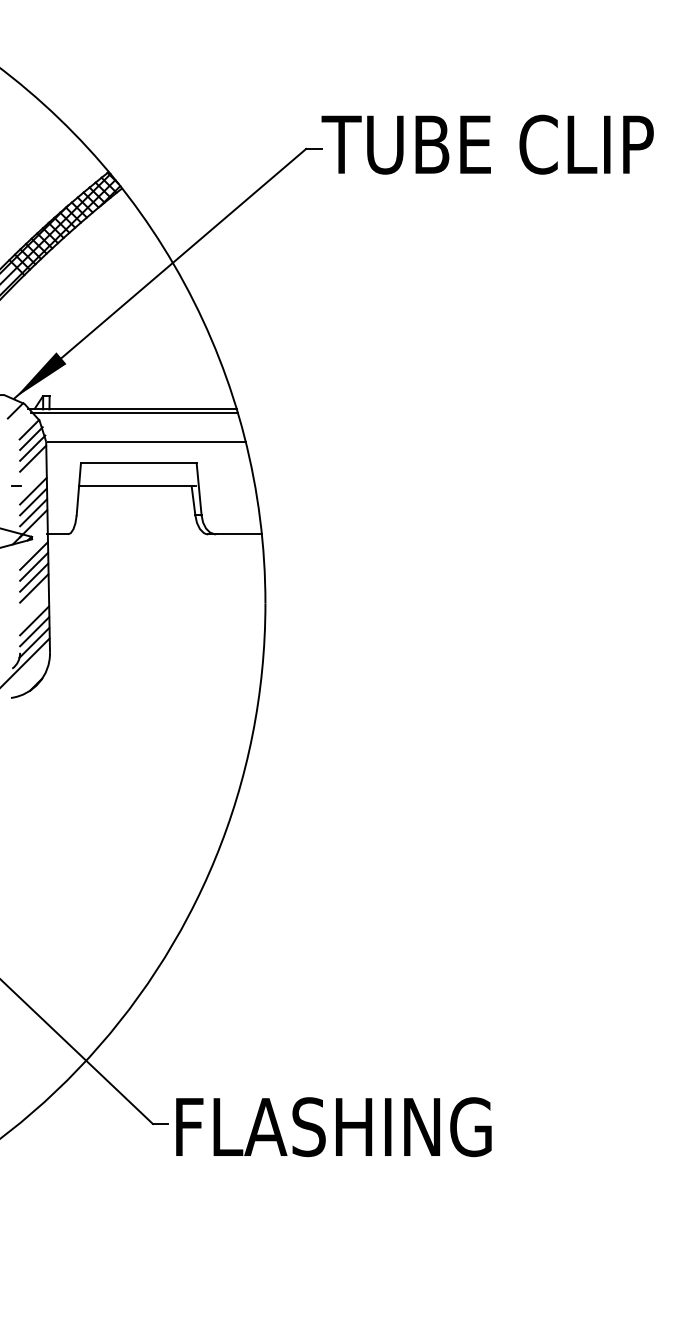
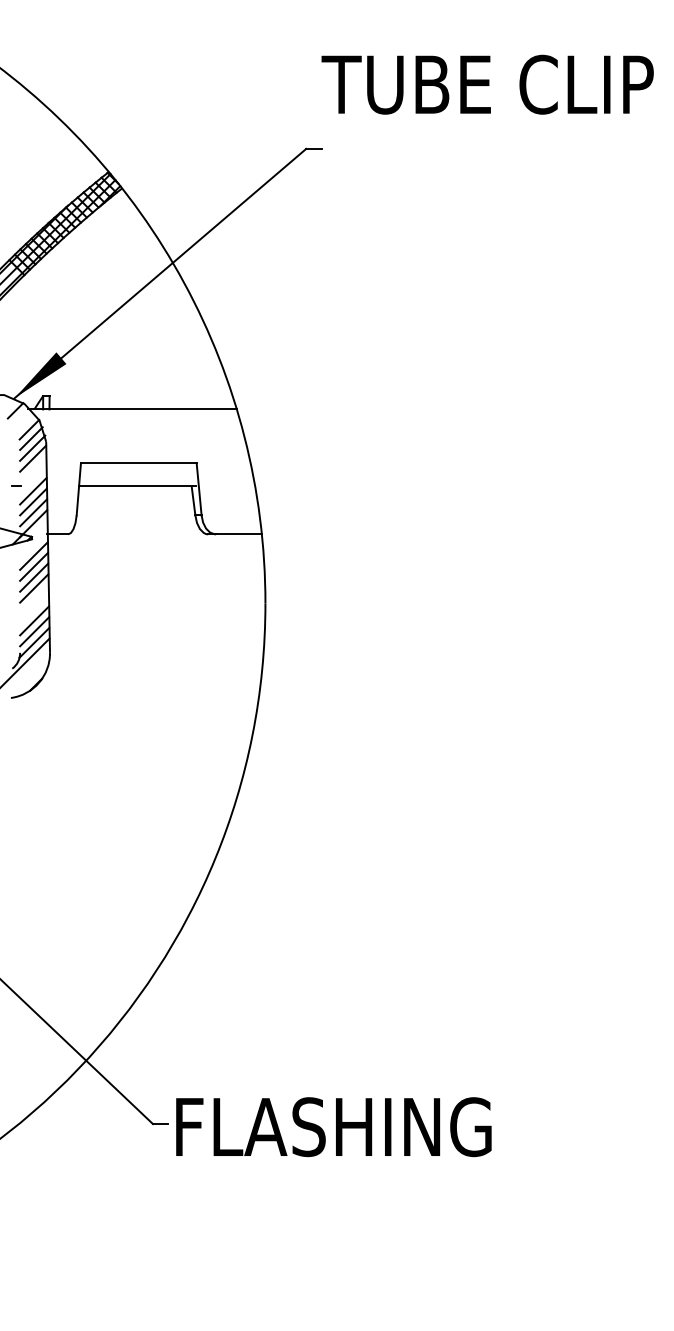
text position: (487, 144) -> (487, 84) (487, 84)
line: present -> none (134, 413)
line: present -> none (146, 441)
